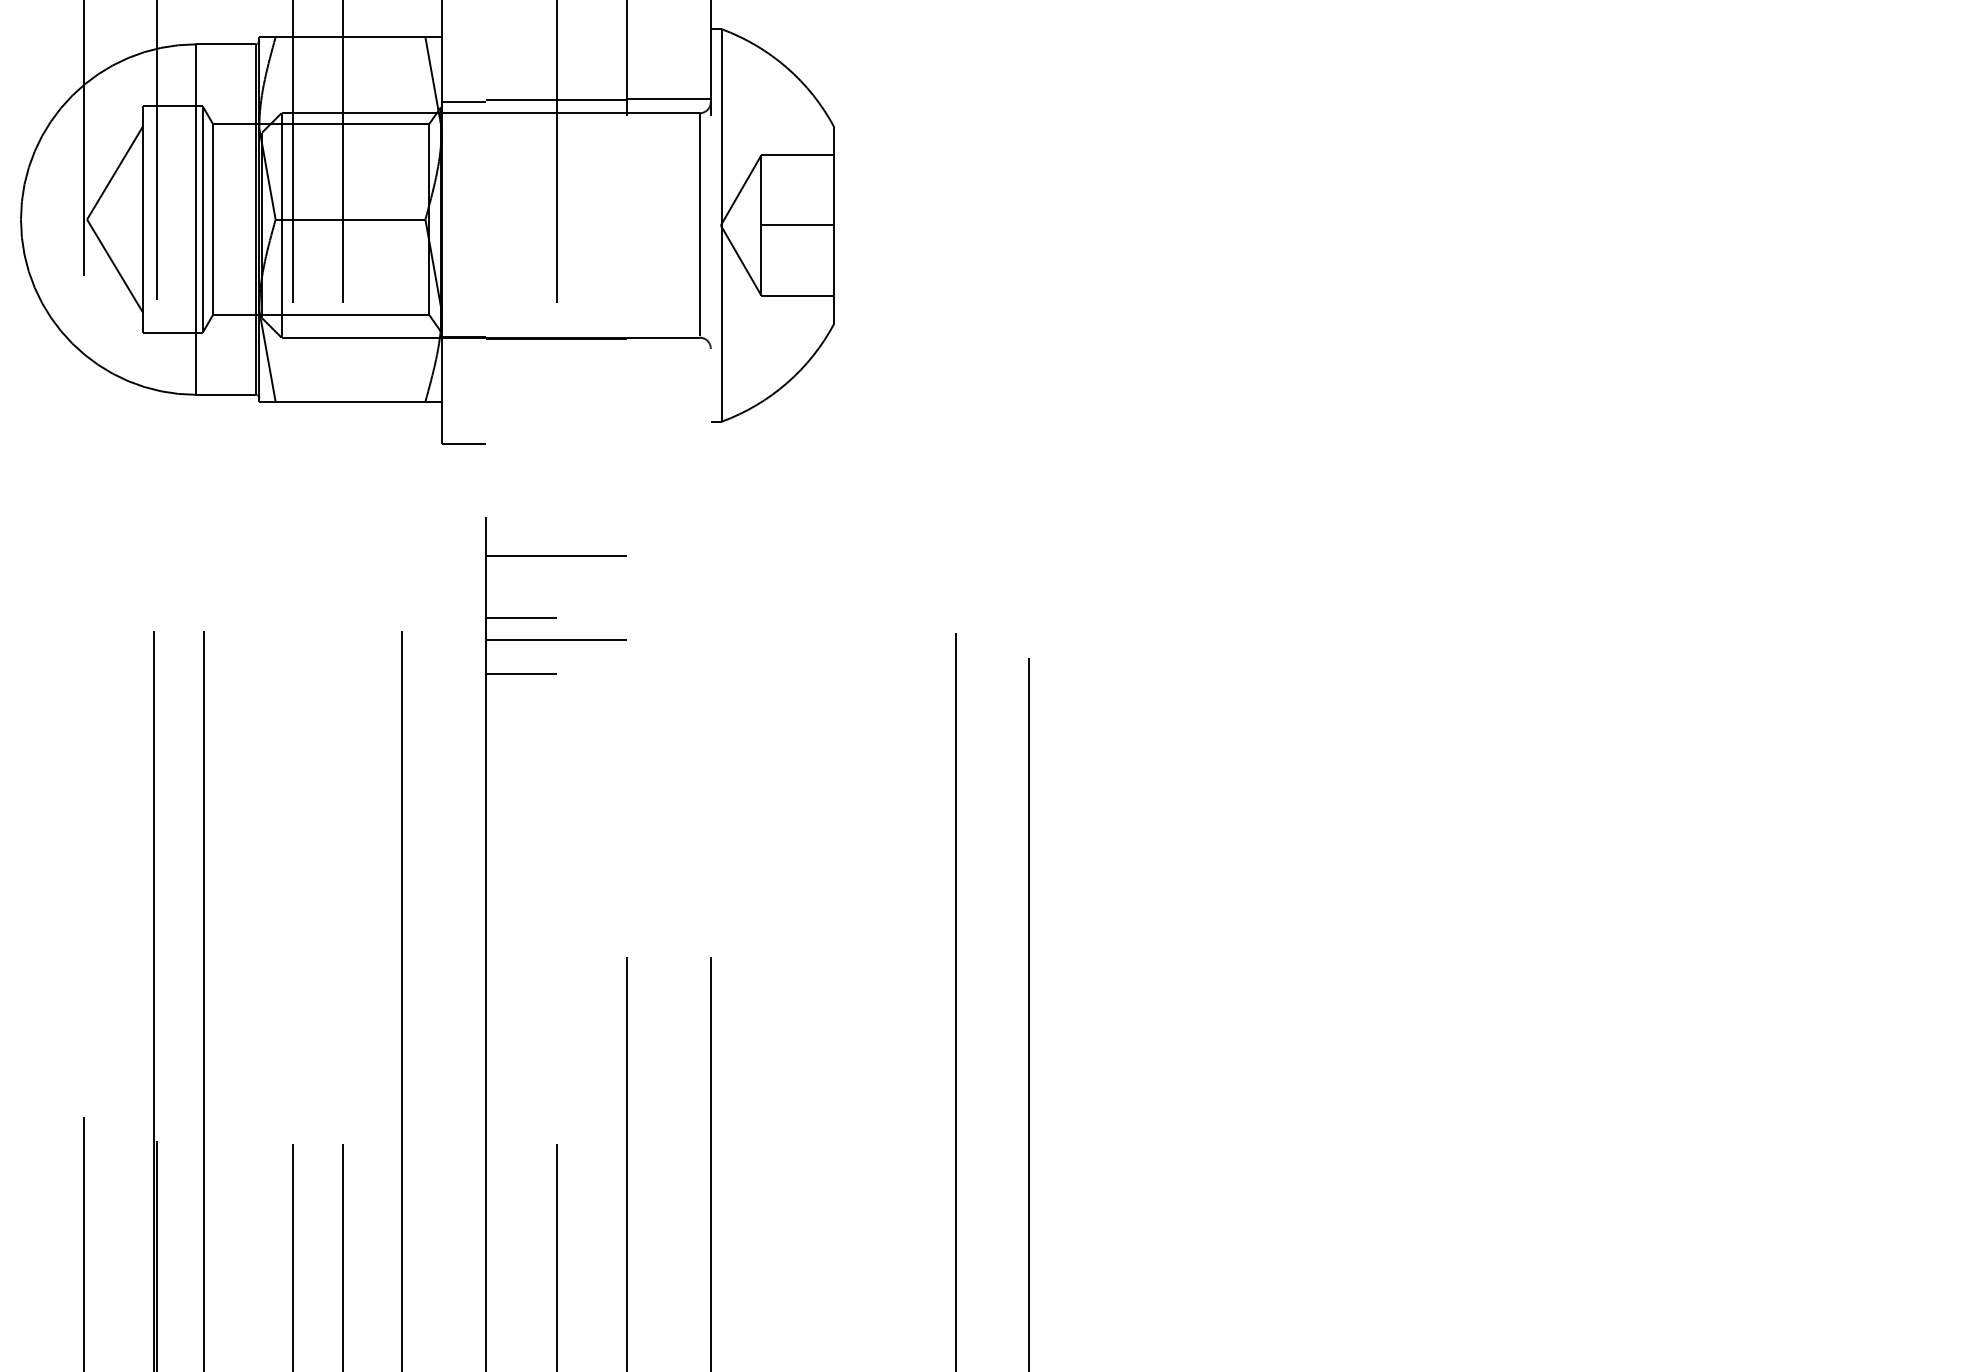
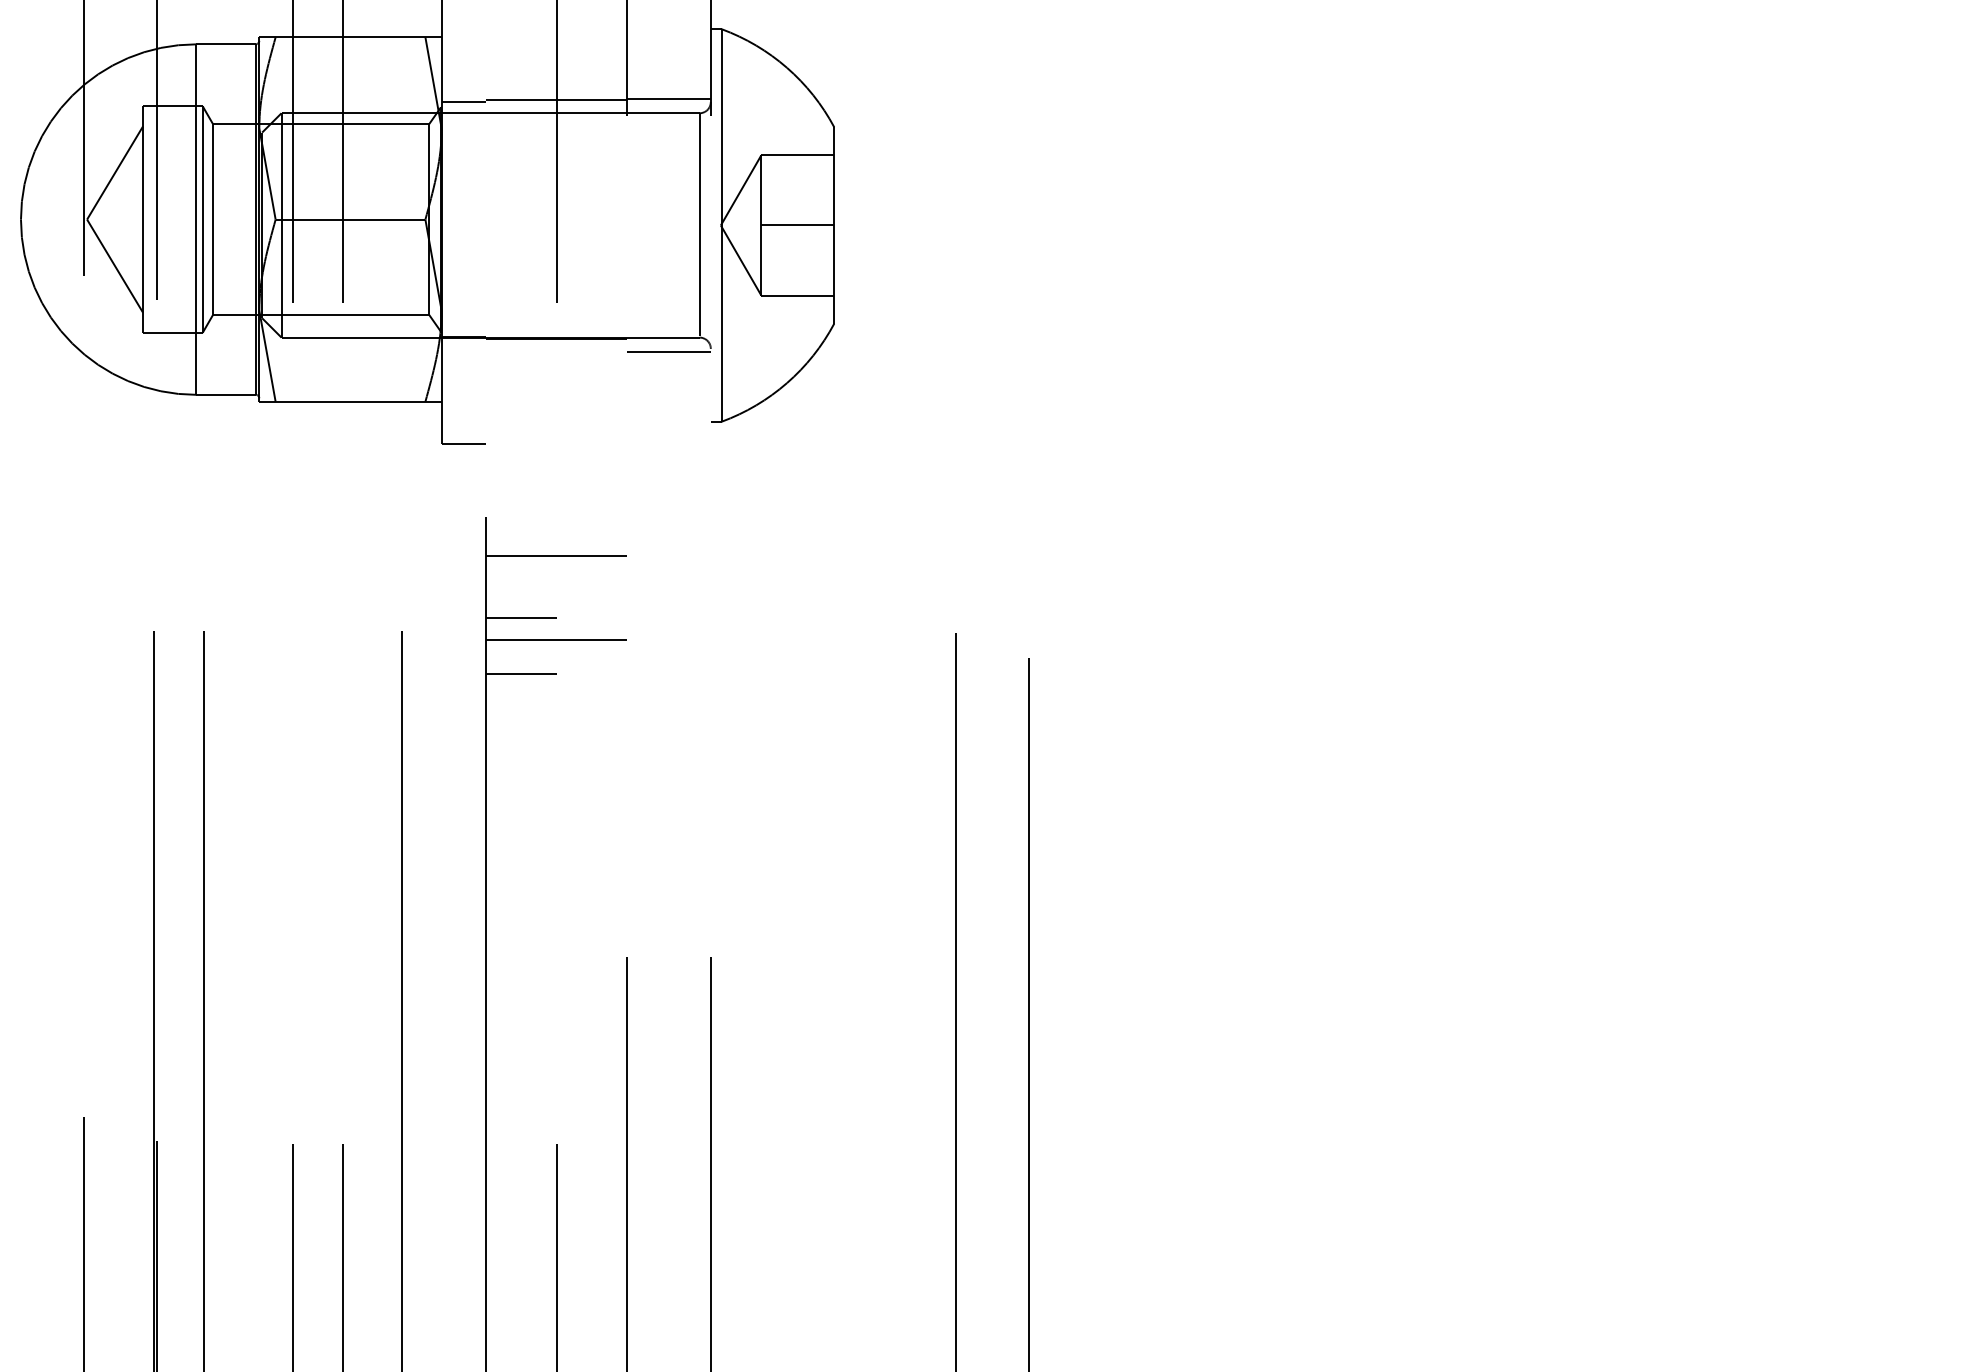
line: none -> present (668, 351)
